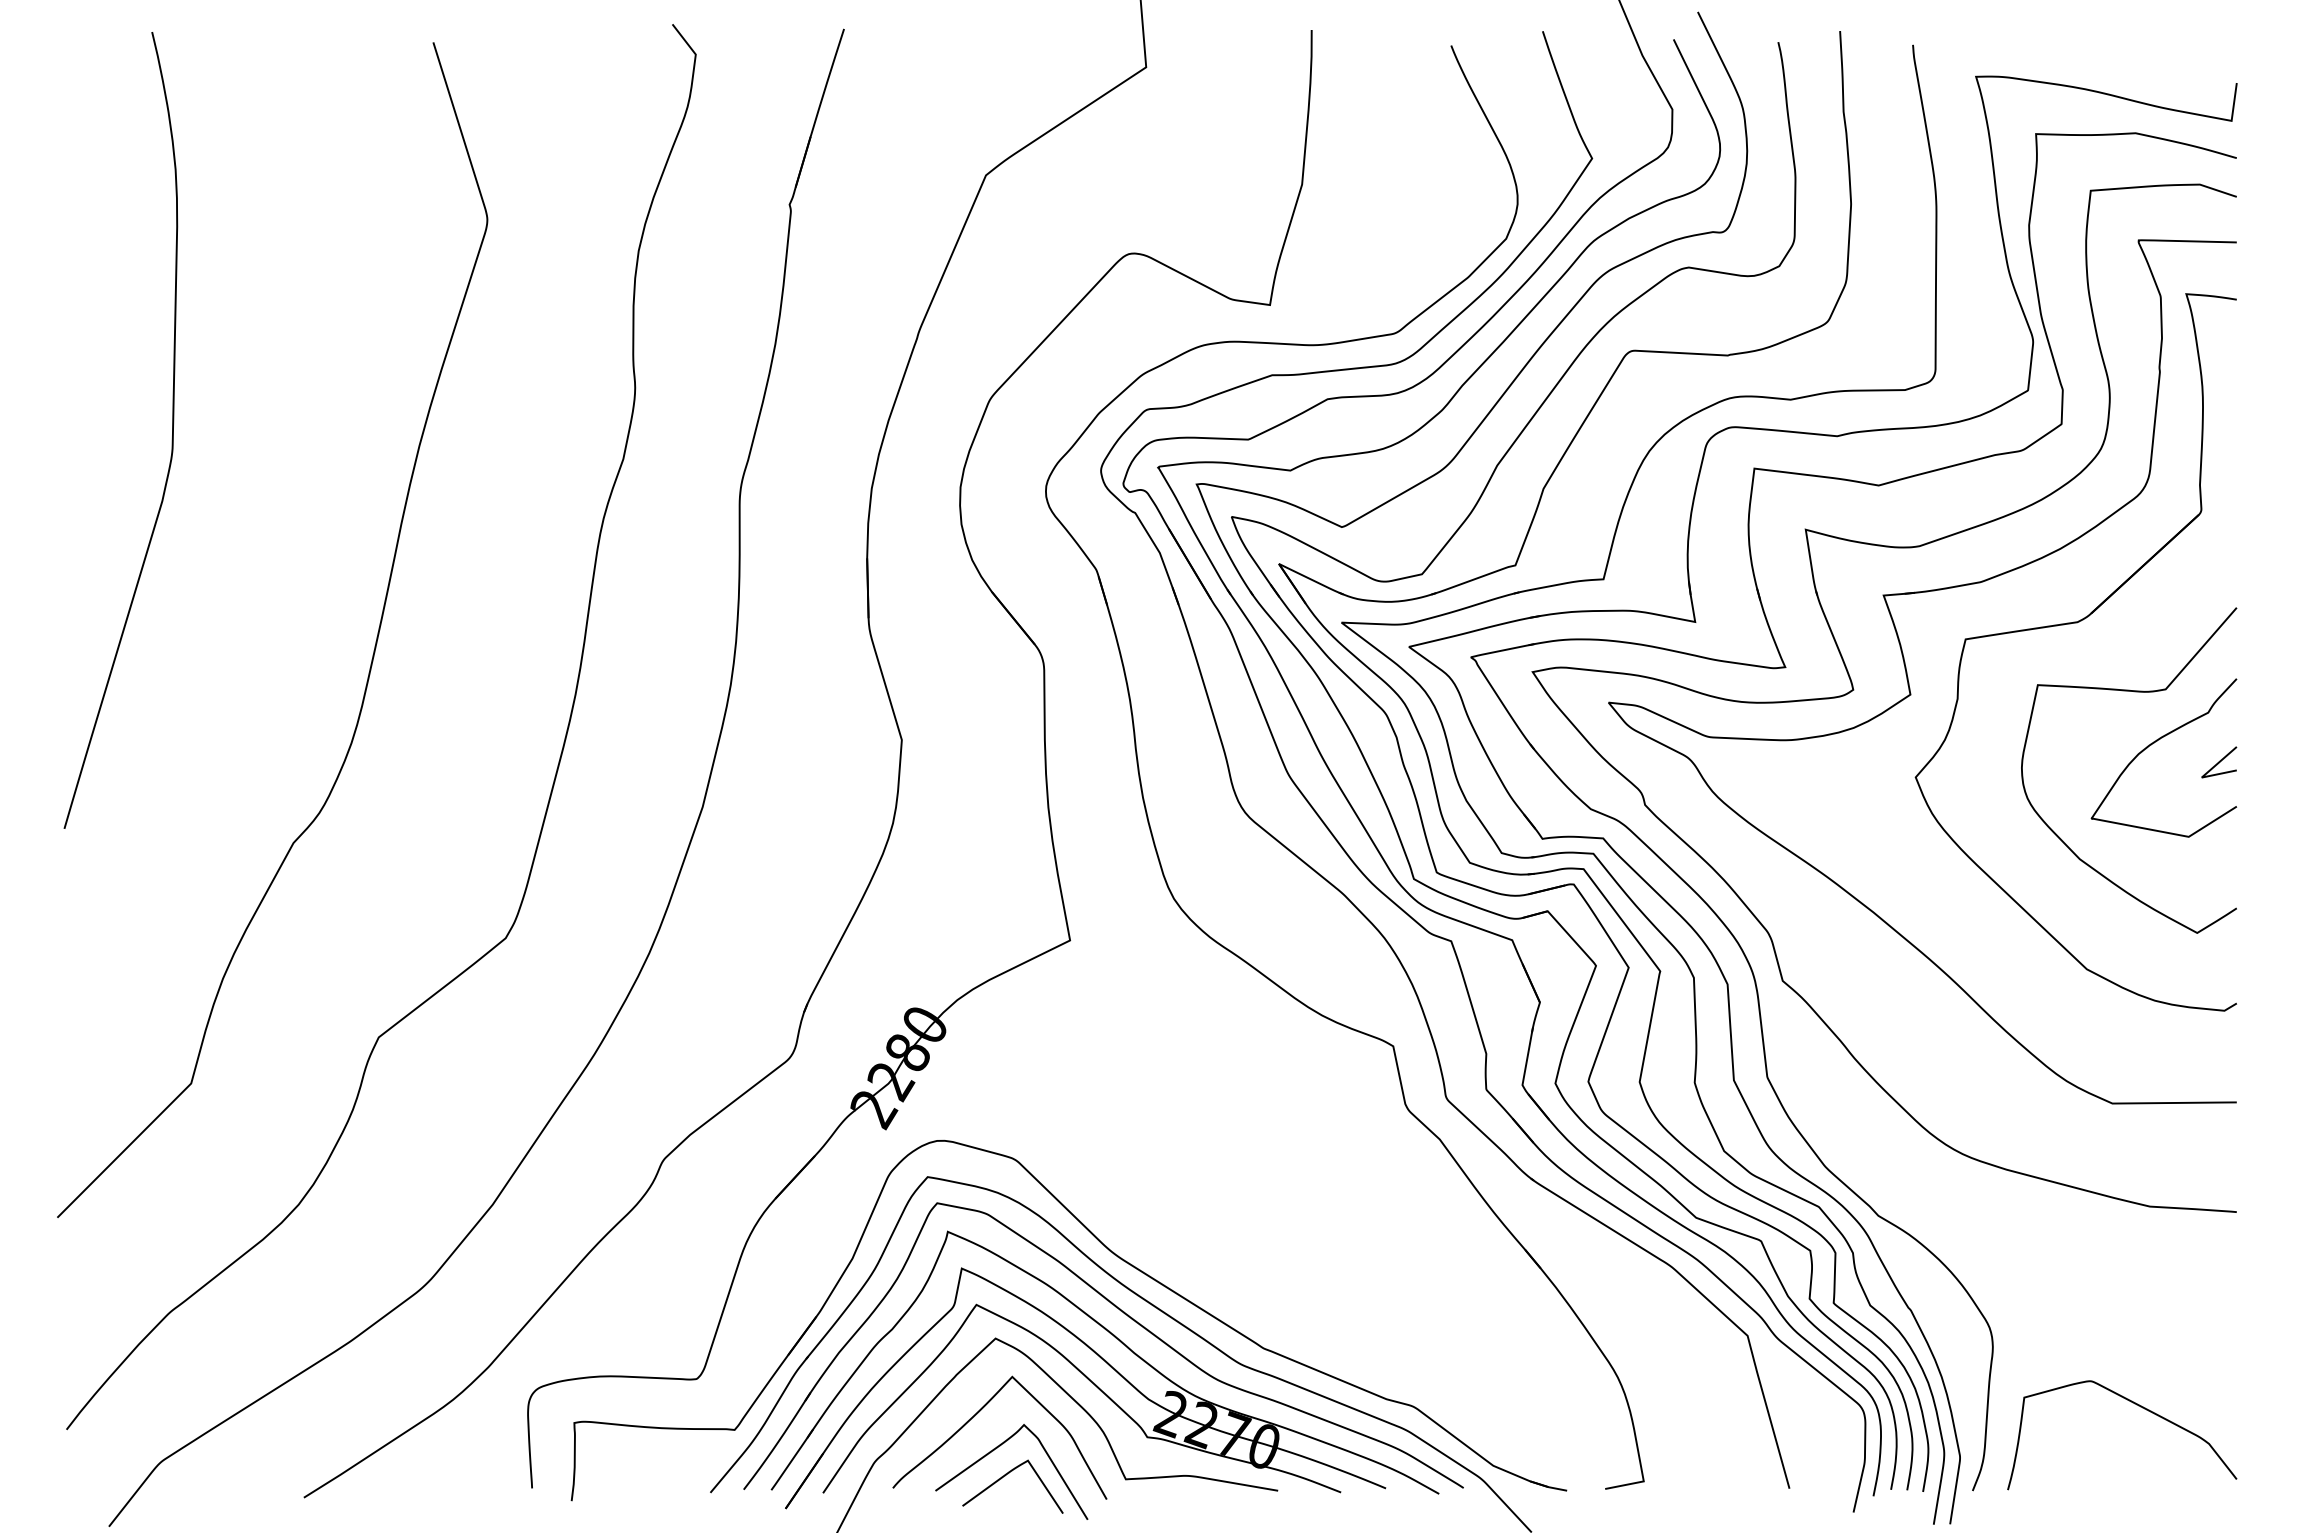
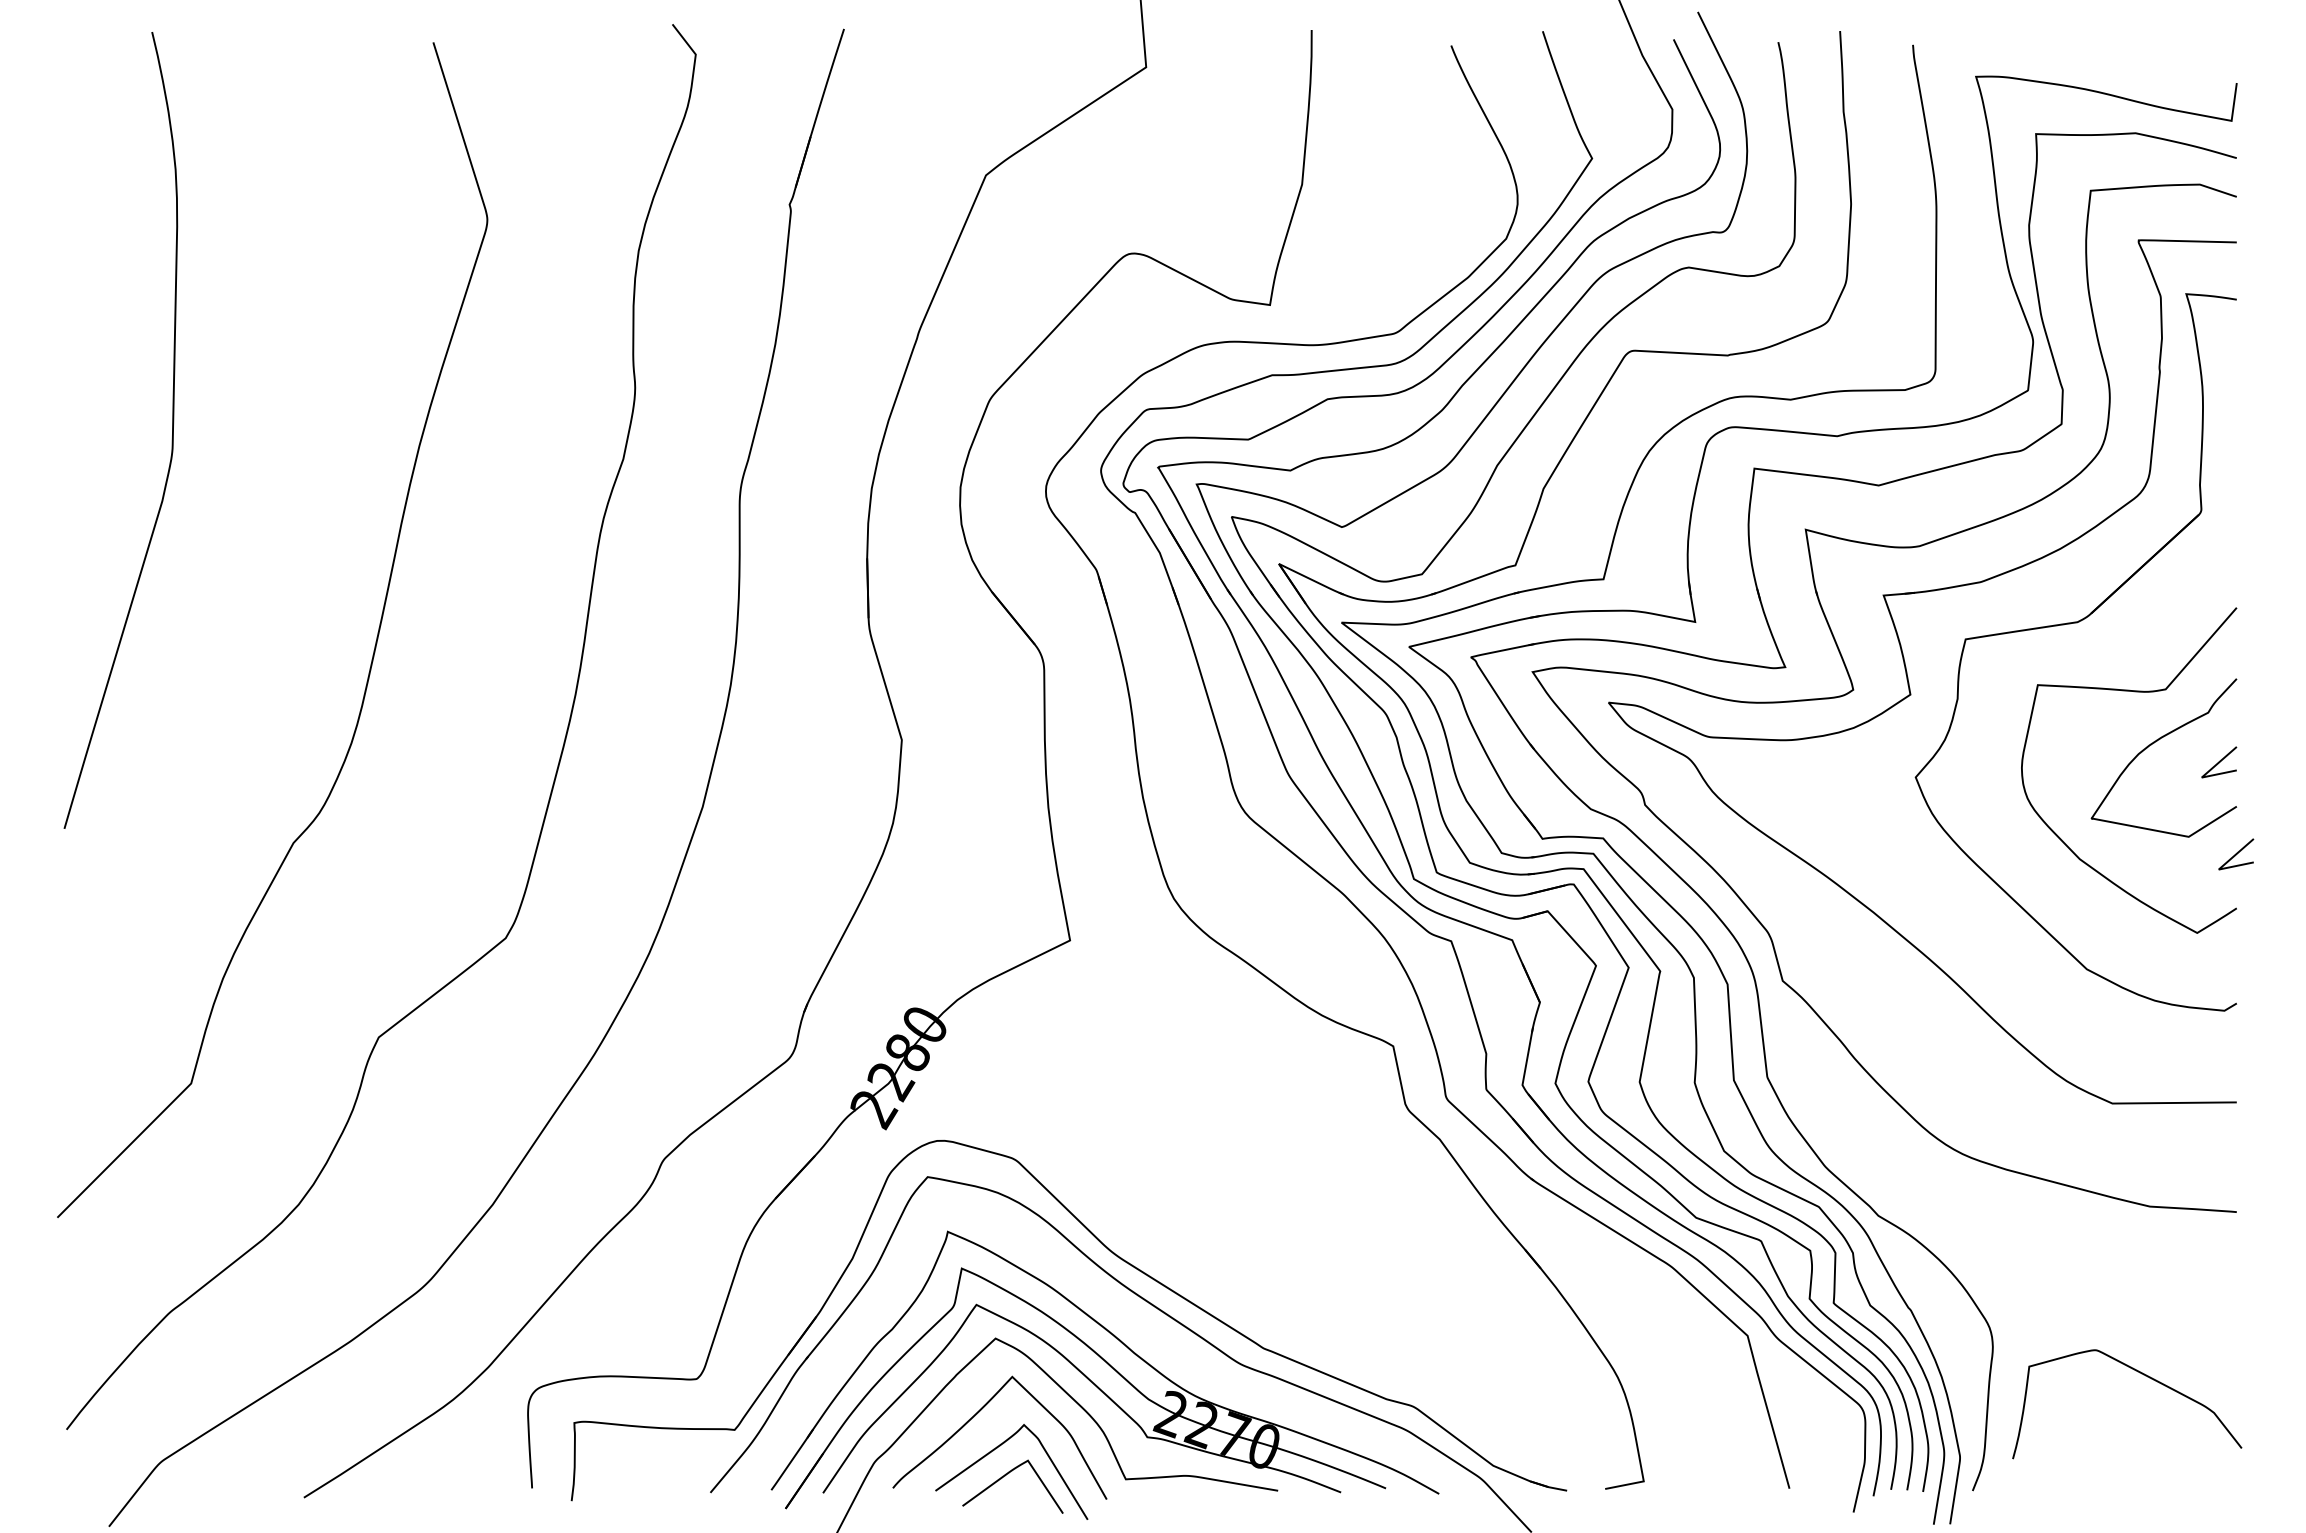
line: none -> present (2236, 854)
part: present -> none (1124, 1314)
curve position: (2136, 1405) -> (2141, 1374) (2141, 1374)
